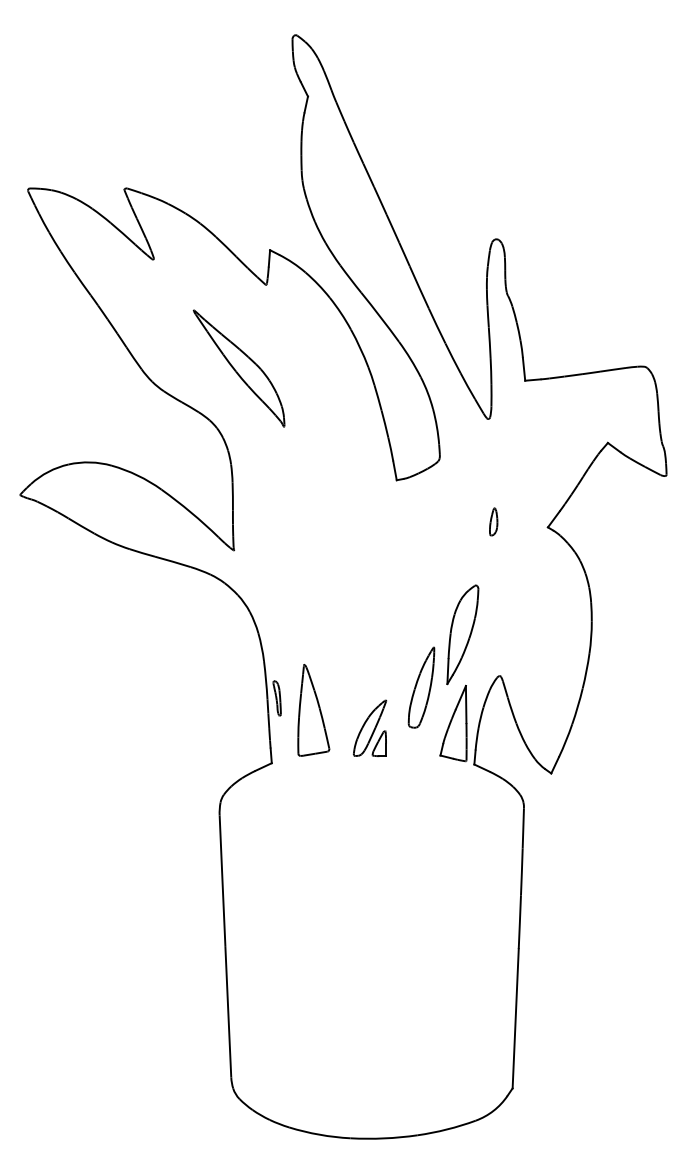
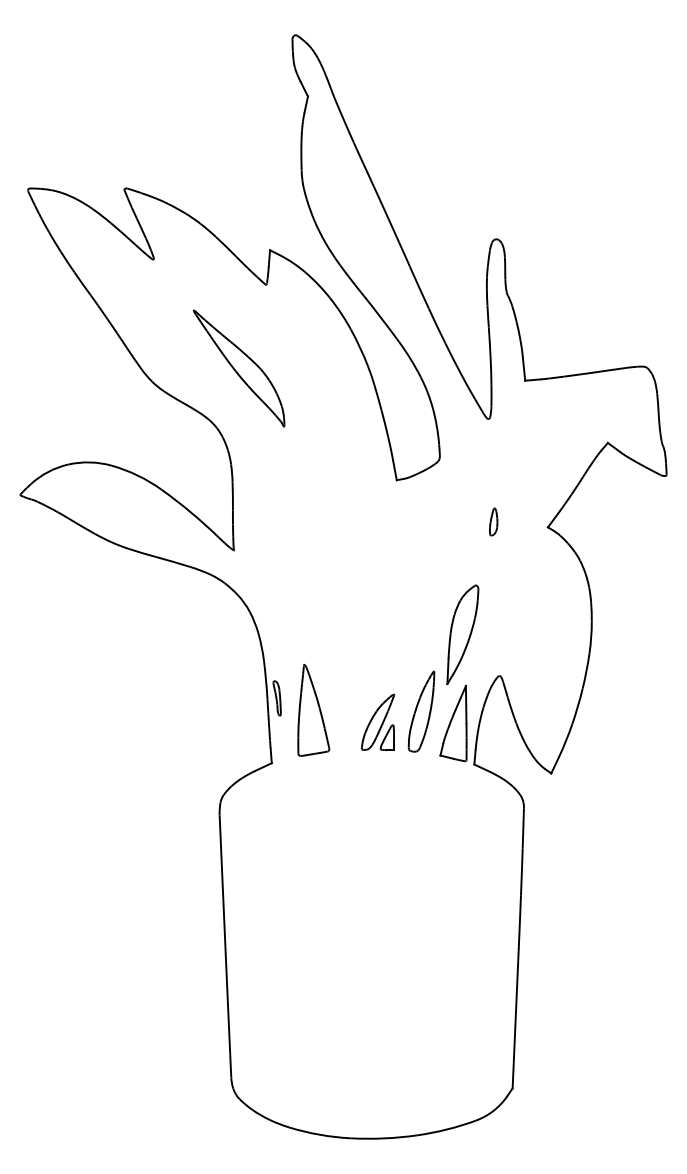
part position: (421, 687) -> (421, 711) (421, 711)
part position: (370, 727) -> (378, 721) (378, 721)
